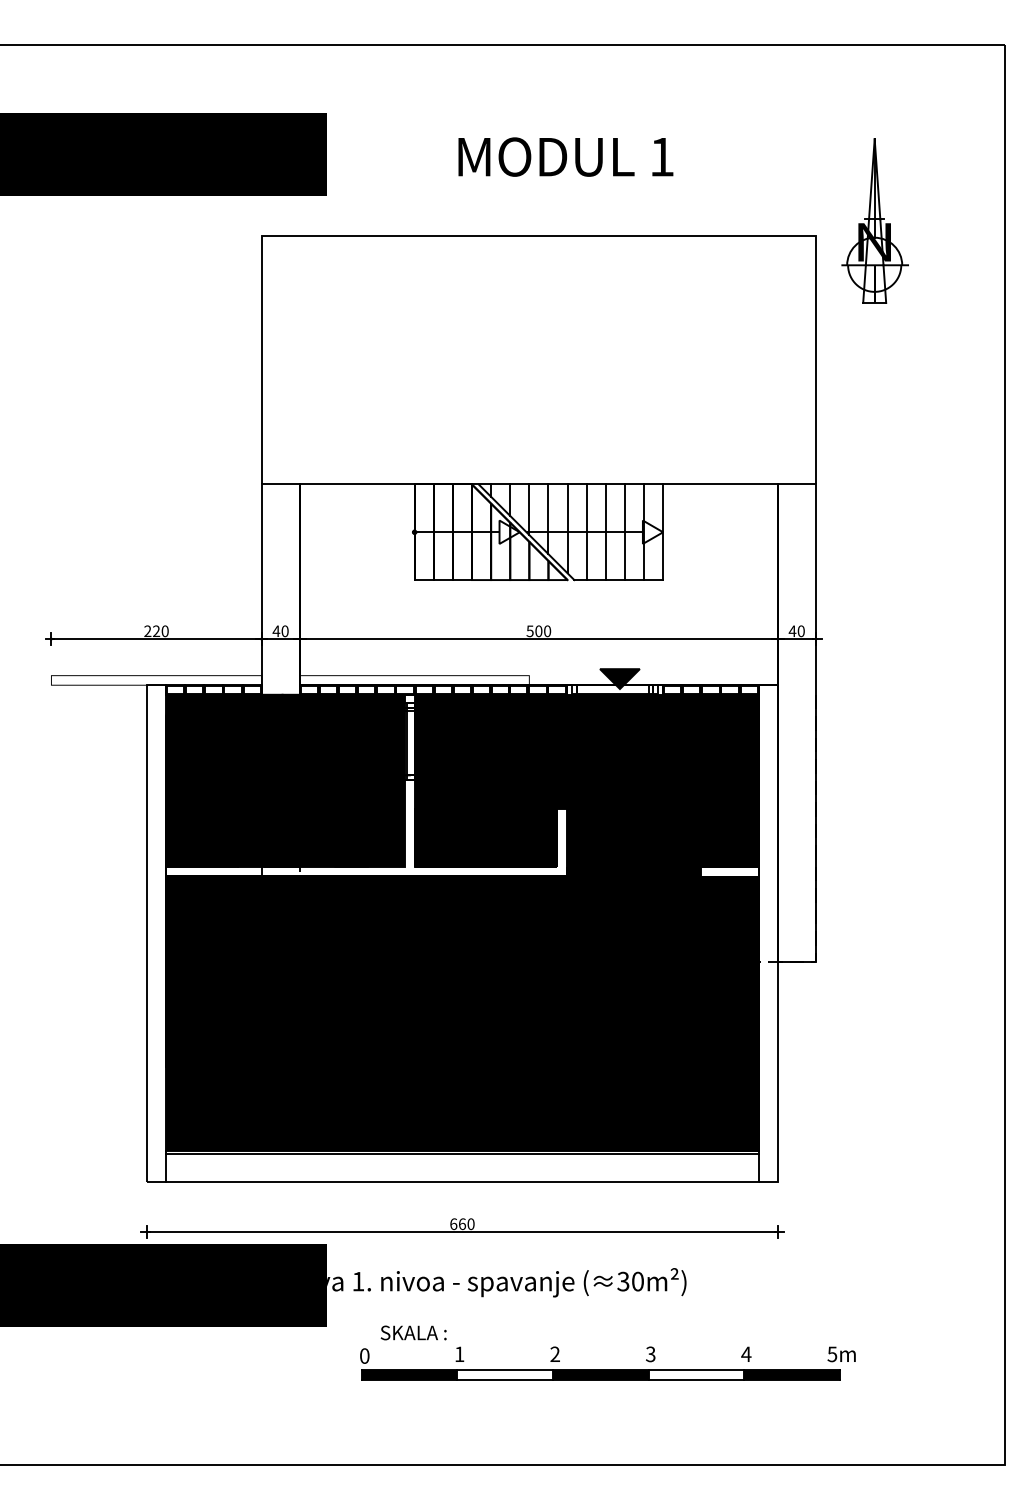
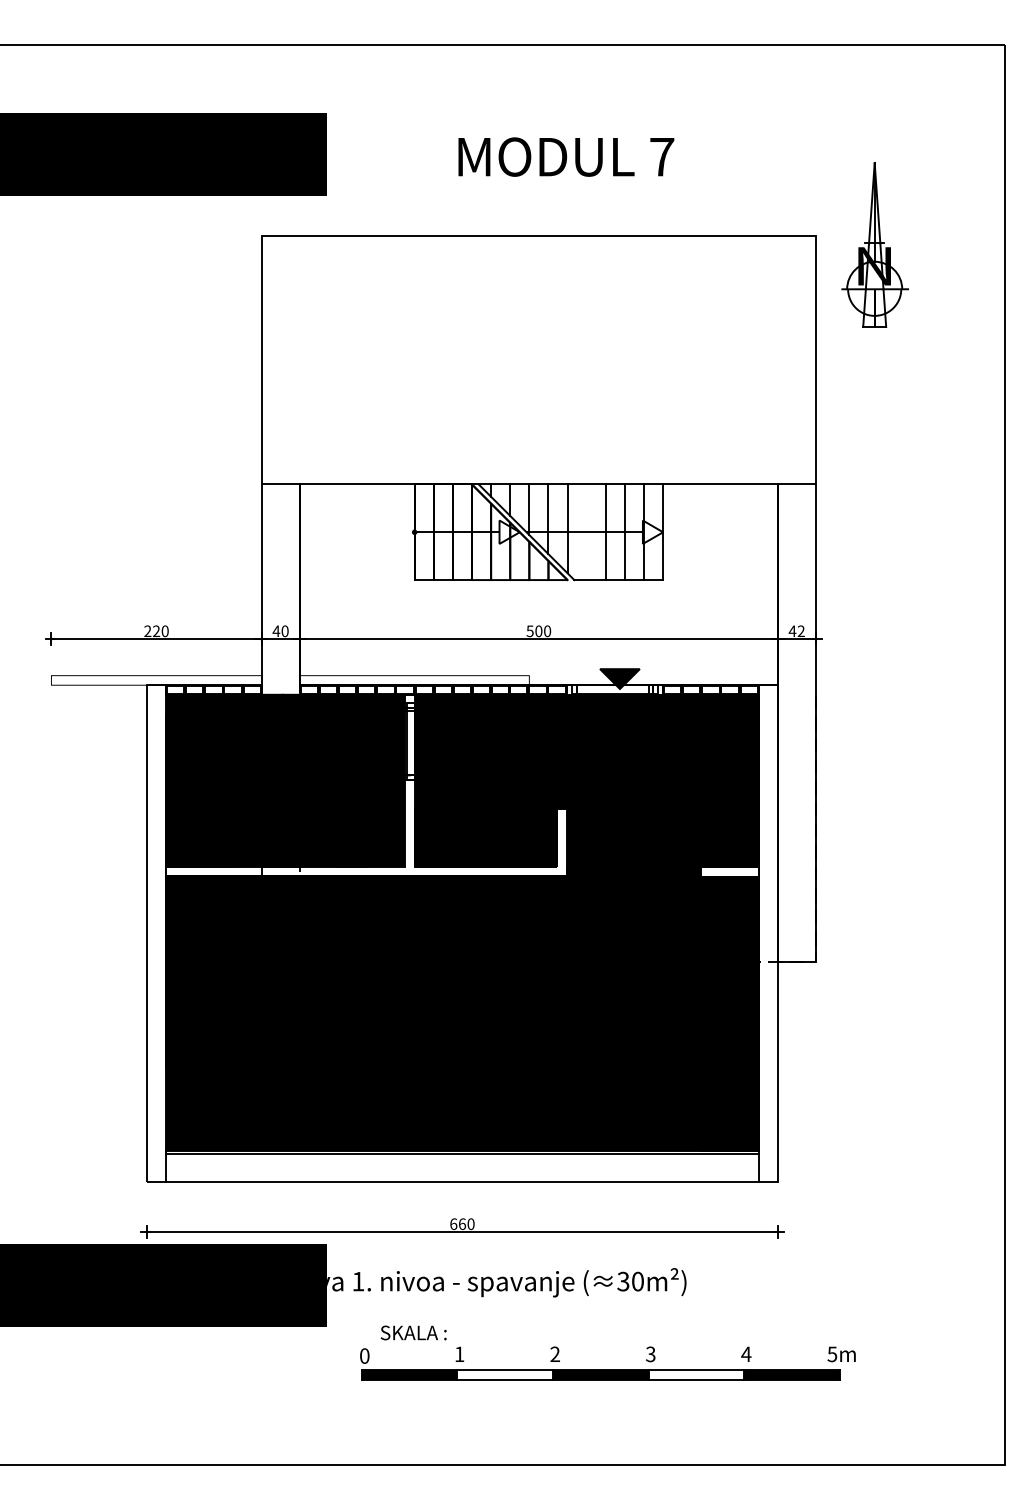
text: 1 -> 7 (662, 157)
part position: (874, 220) -> (874, 244) (874, 244)
line: present -> none (586, 532)
text: 40 -> 42 (800, 631)
